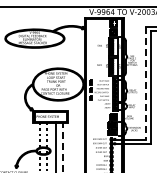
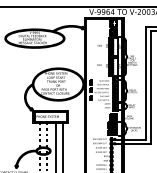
line: dashed -> solid (146, 83)
line: dashed -> solid (62, 146)
